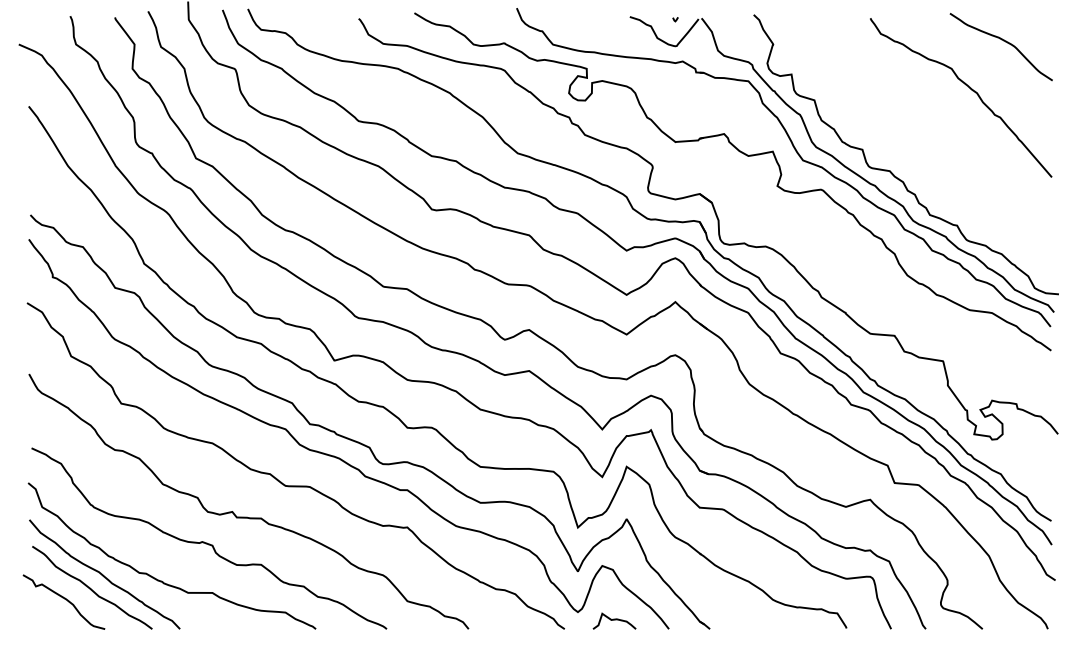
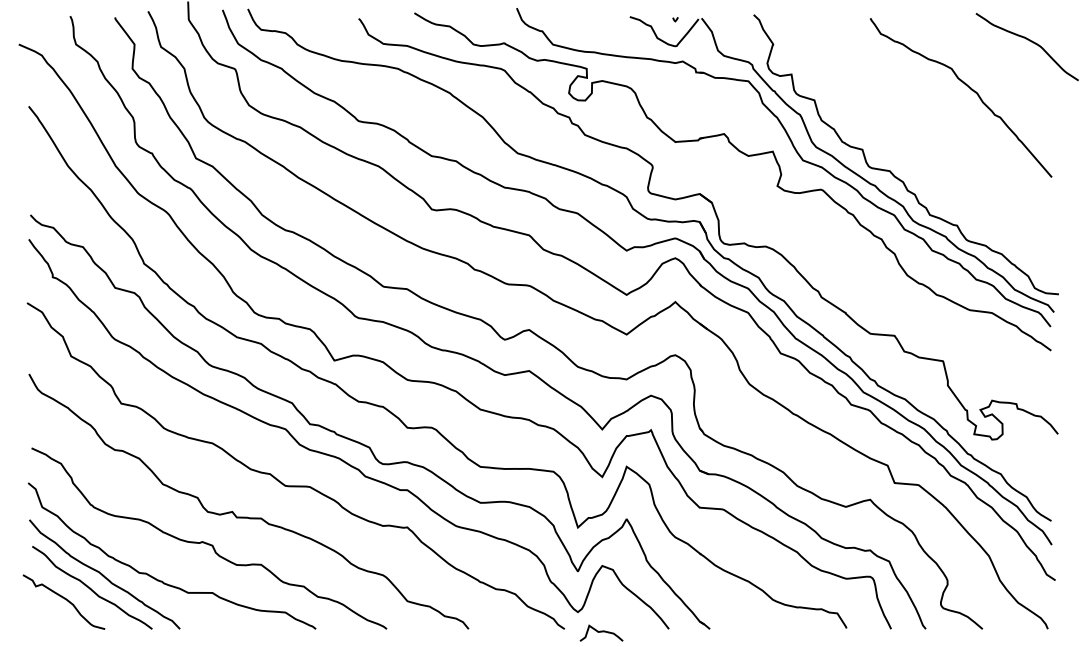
curve position: (1003, 41) -> (1029, 41) (1029, 41)
curve position: (614, 620) -> (601, 632) (601, 632)
